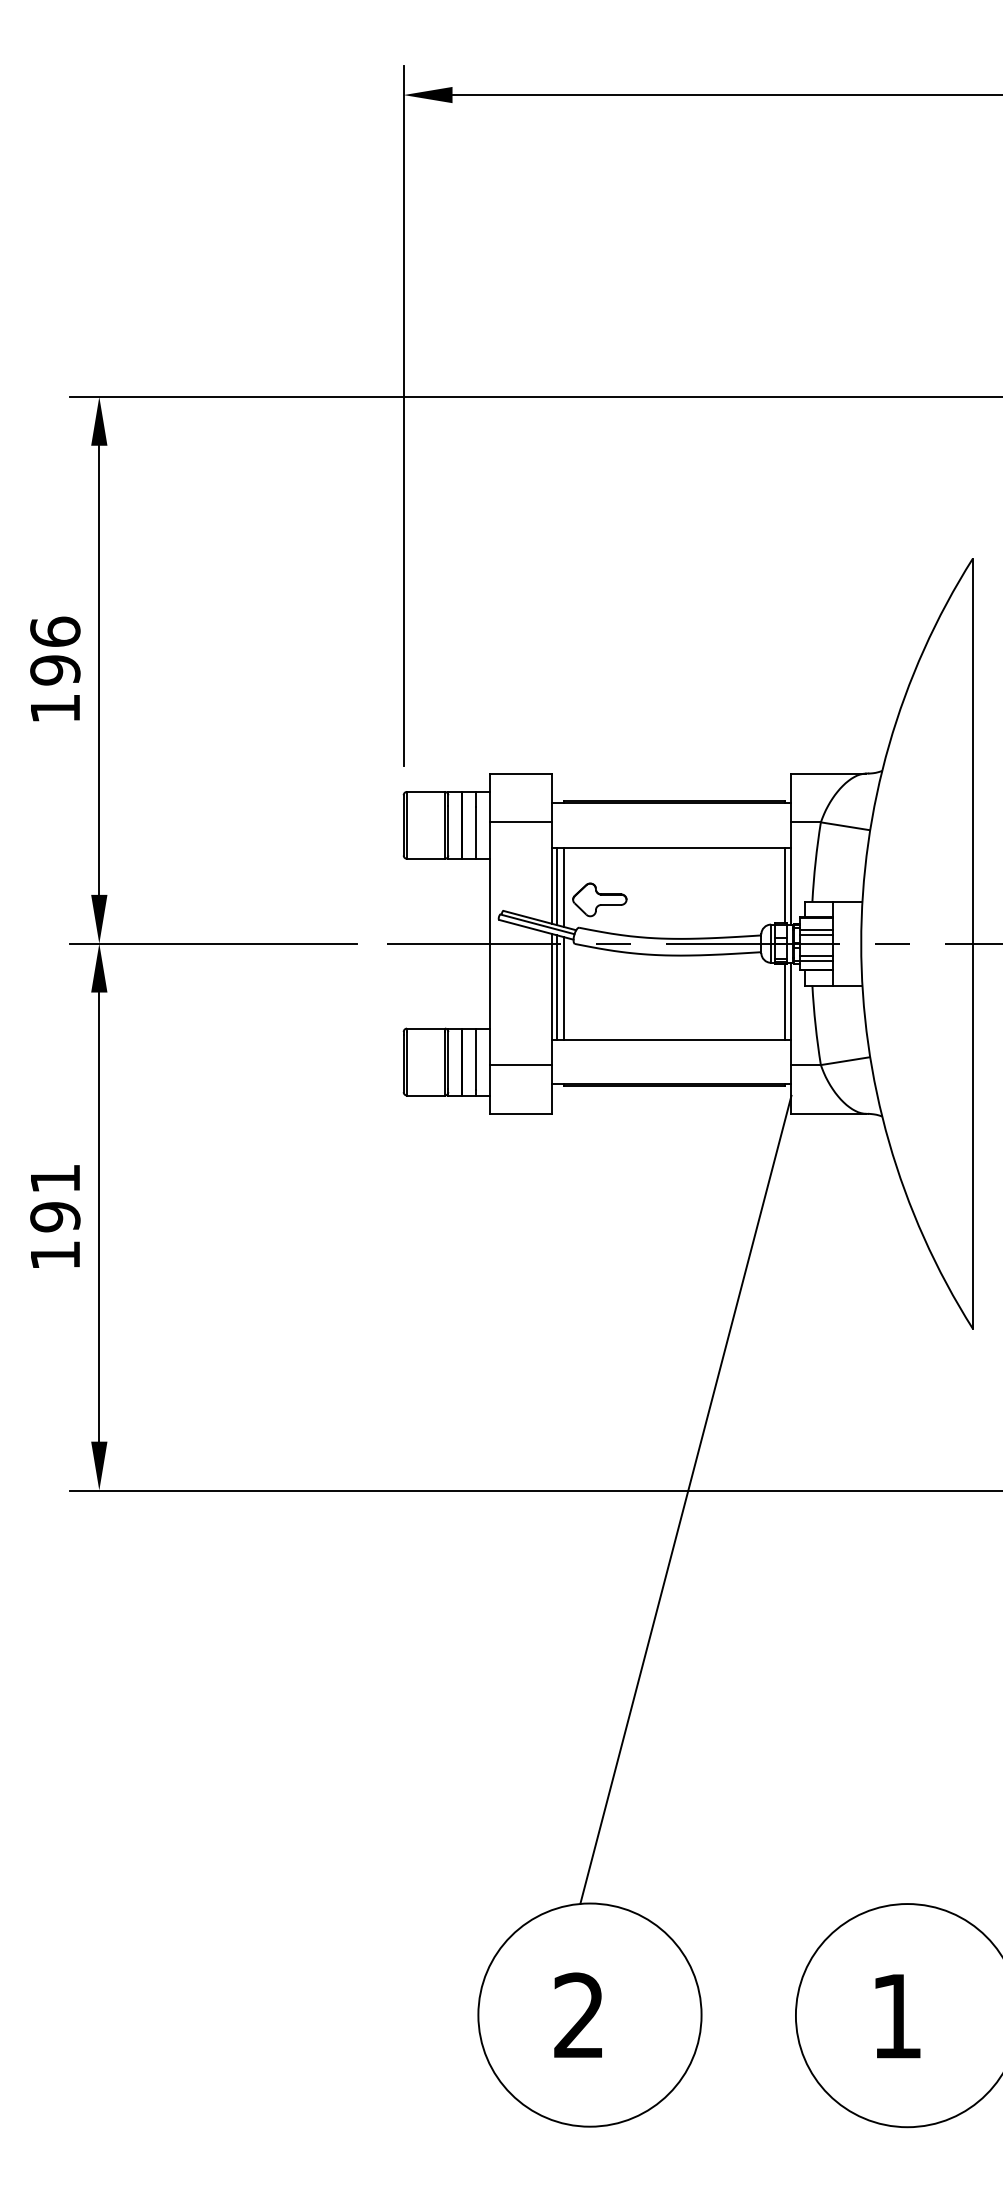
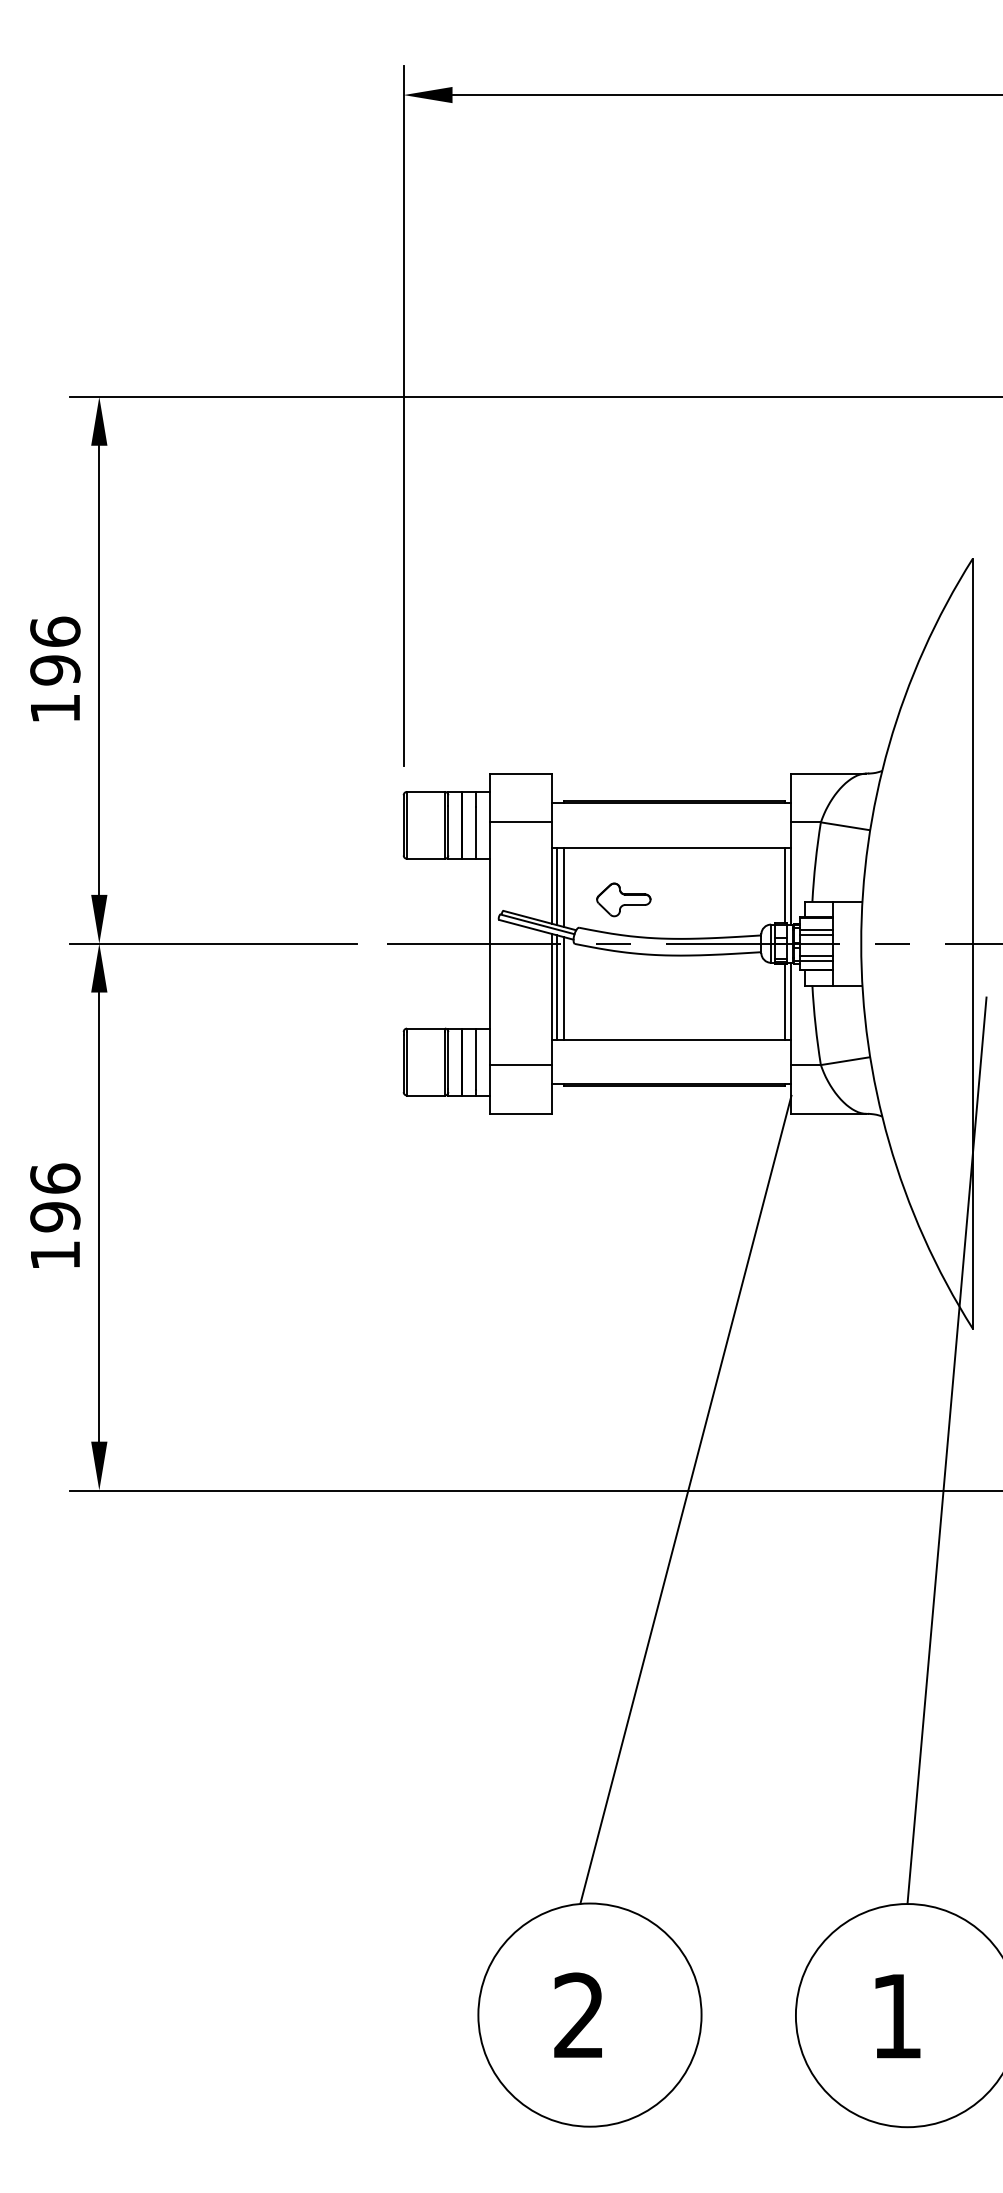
part position: (599, 899) -> (623, 899) (623, 899)
text: 191 -> 196 (55, 1178)
line: none -> present (946, 1450)
